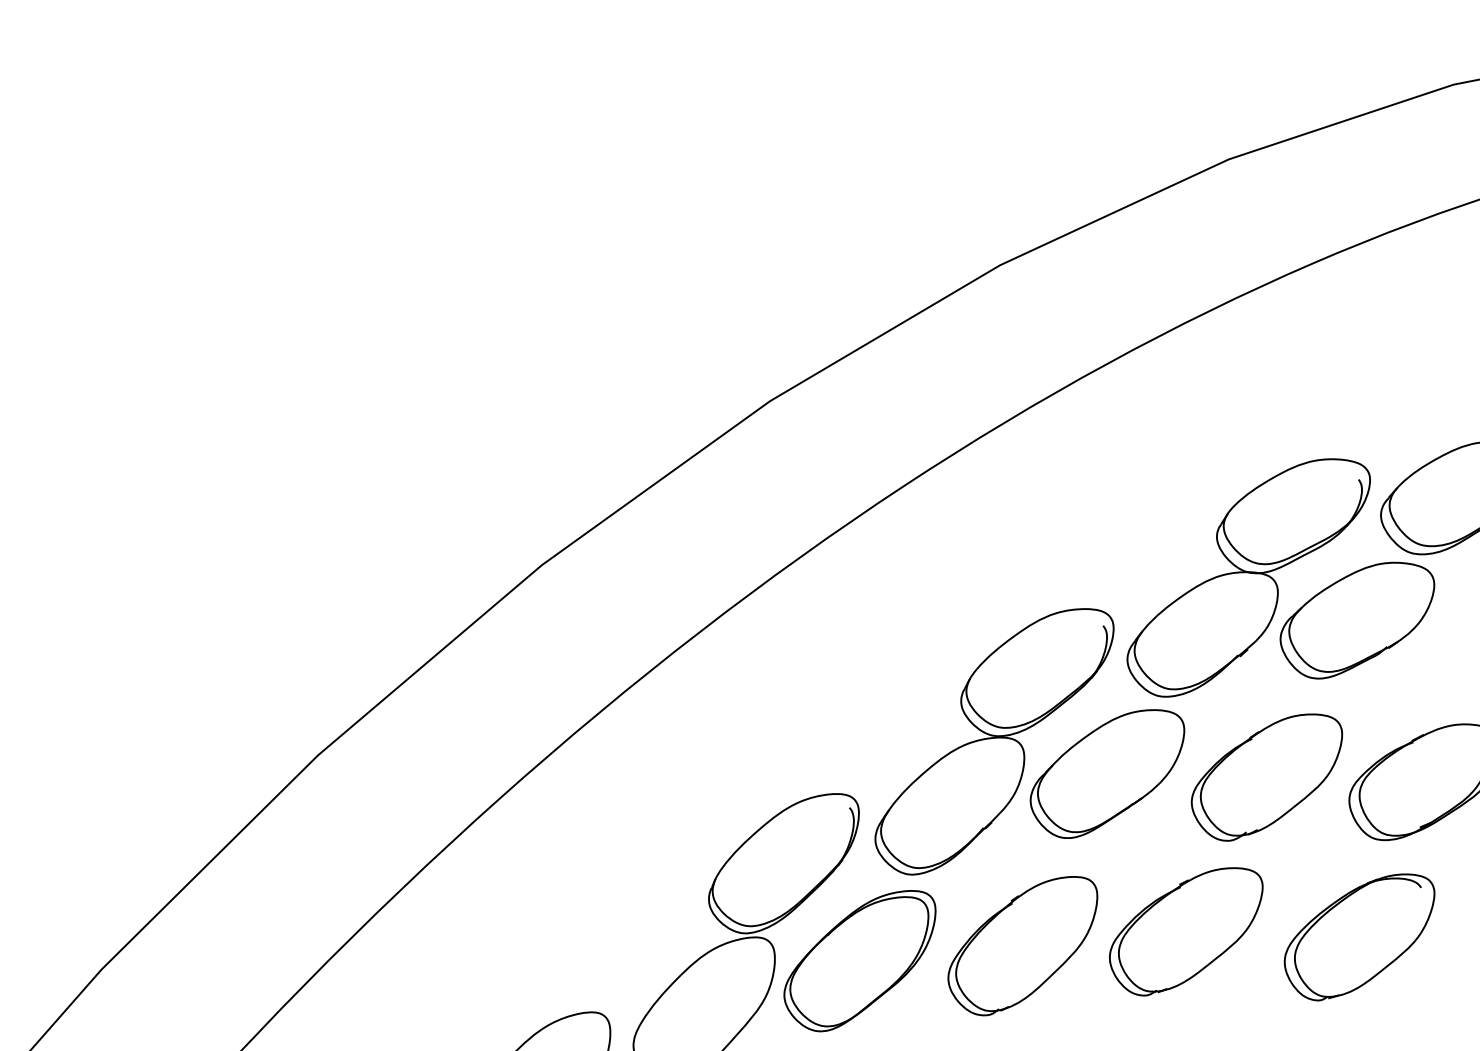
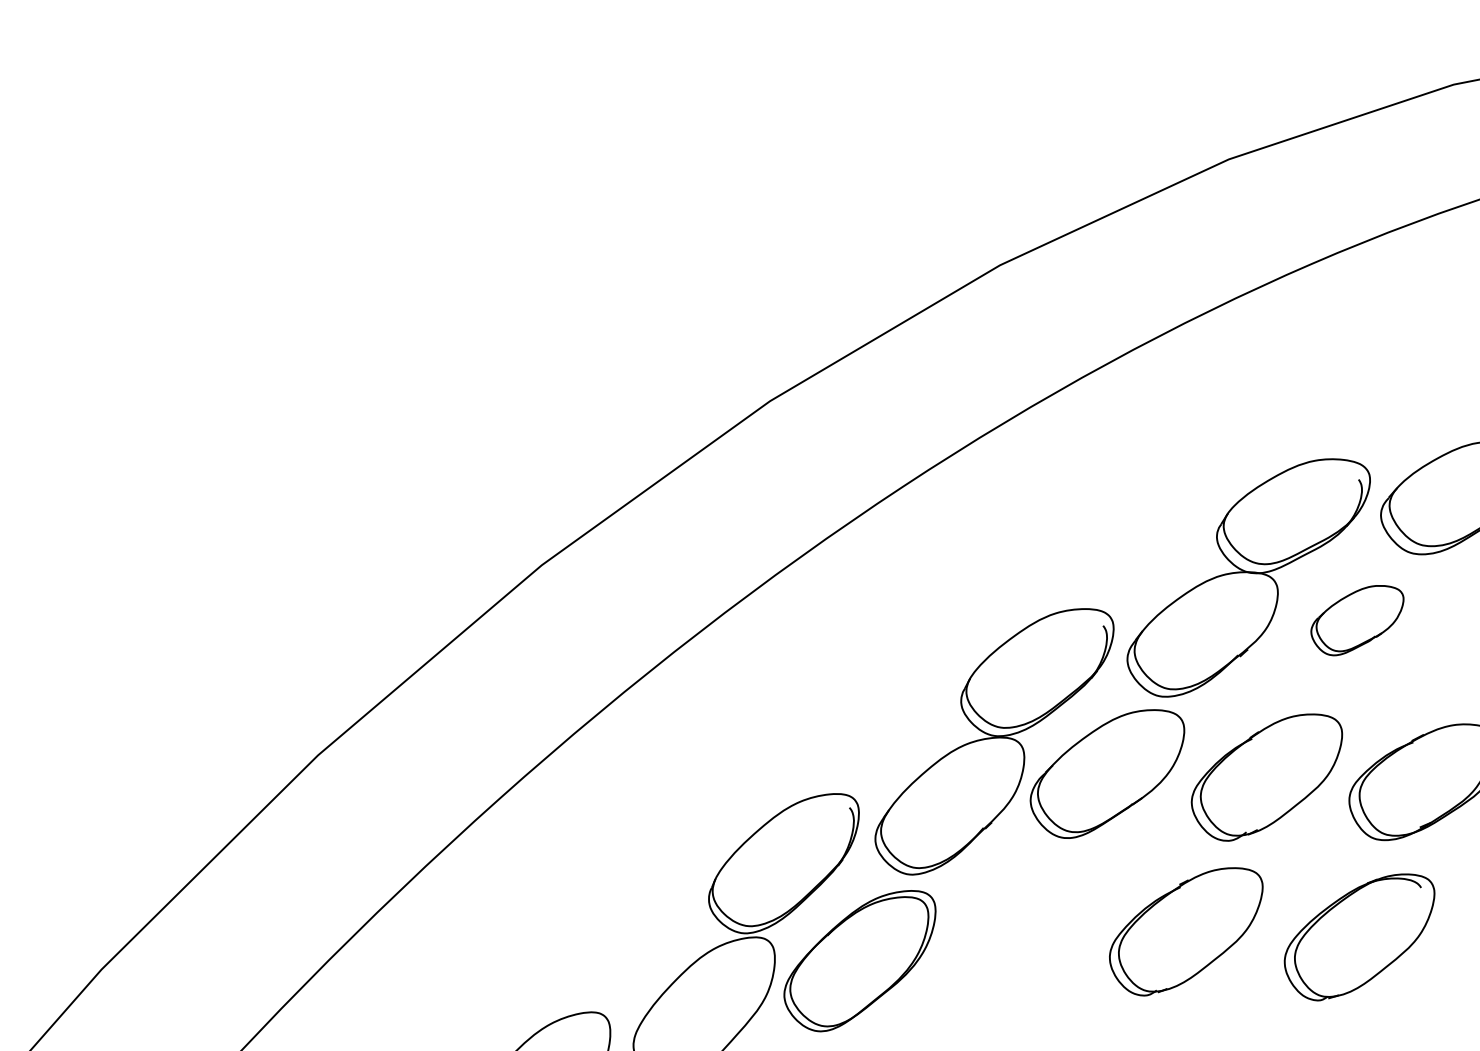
part size: 157x119 px -> 95x72 px (1357, 620)
part: present -> none (1022, 946)
